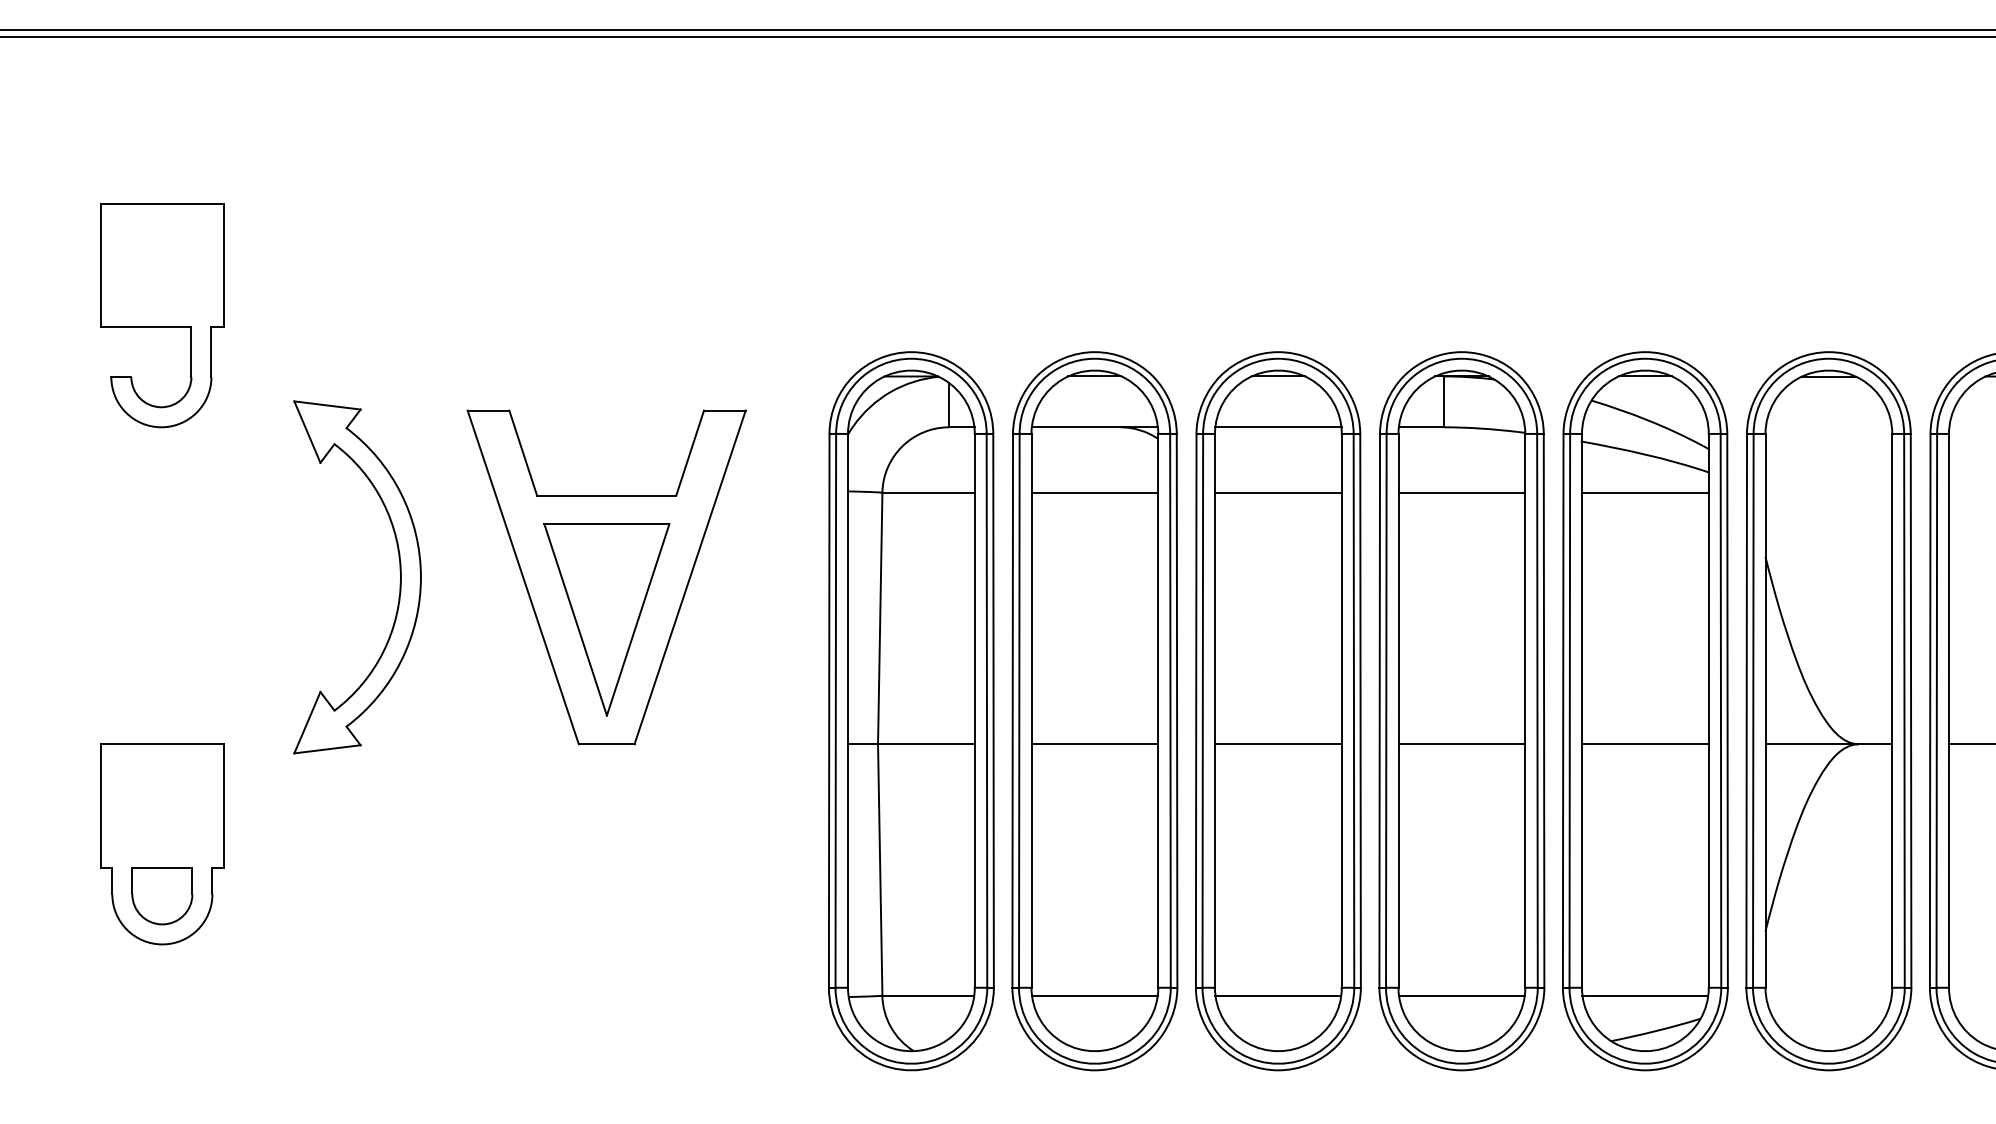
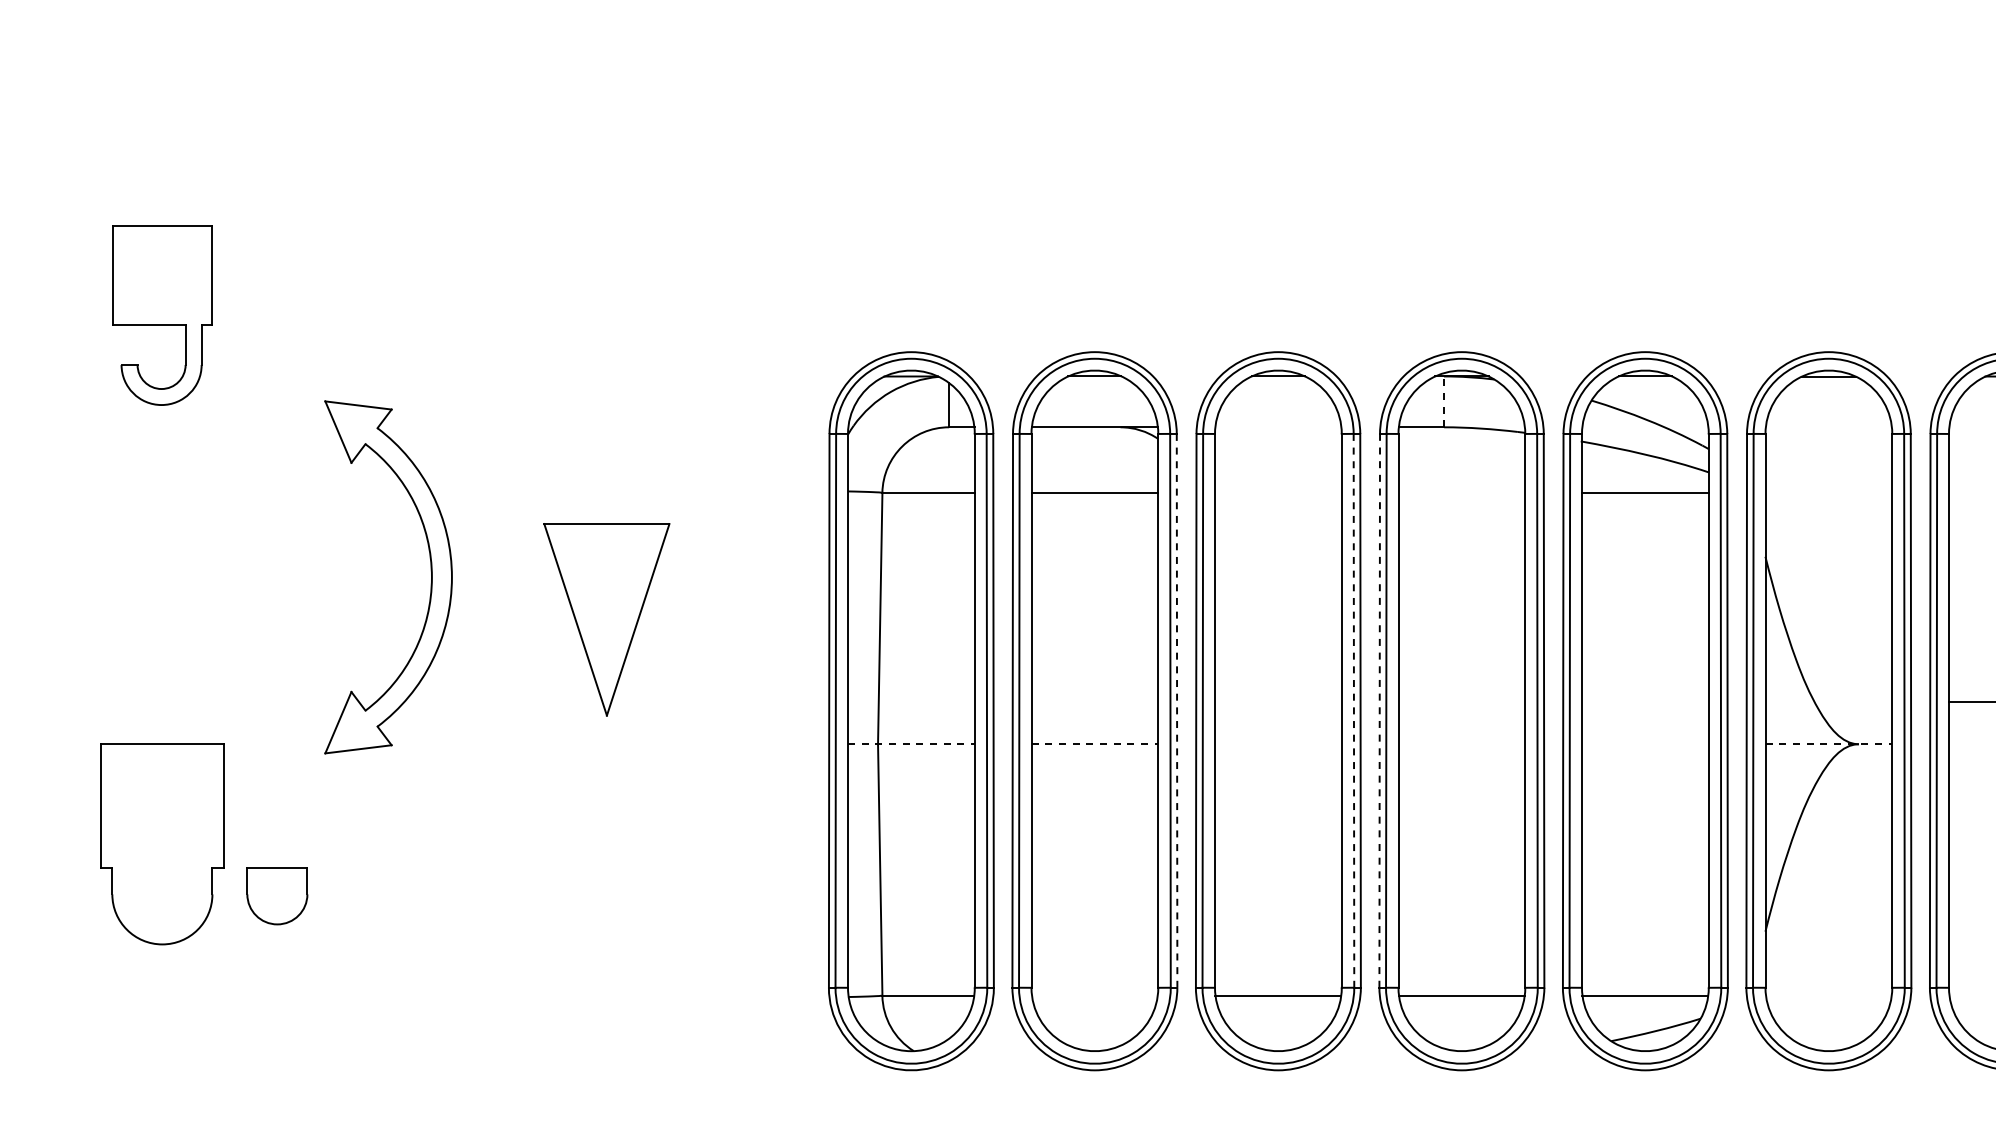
line: present -> none (997, 30)
line: present -> none (997, 36)
part size: 125x226 px -> 101x181 px (162, 315)
line: solid -> dashed (1444, 401)
line: present -> none (1278, 427)
line: present -> none (1278, 492)
line: present -> none (1461, 492)
part position: (399, 571) -> (430, 571) (430, 571)
part: present -> none (606, 577)
line: solid -> dashed (1177, 710)
line: solid -> dashed (1353, 710)
line: solid -> dashed (1379, 710)
line: solid -> dashed (911, 744)
line: solid -> dashed (1095, 744)
line: present -> none (1278, 744)
line: present -> none (1461, 744)
line: present -> none (1645, 744)
line: solid -> dashed (1829, 744)
line position: (1970, 744) -> (1970, 702) (1970, 702)
part position: (162, 896) -> (277, 896) (277, 896)
line: present -> none (1094, 995)
